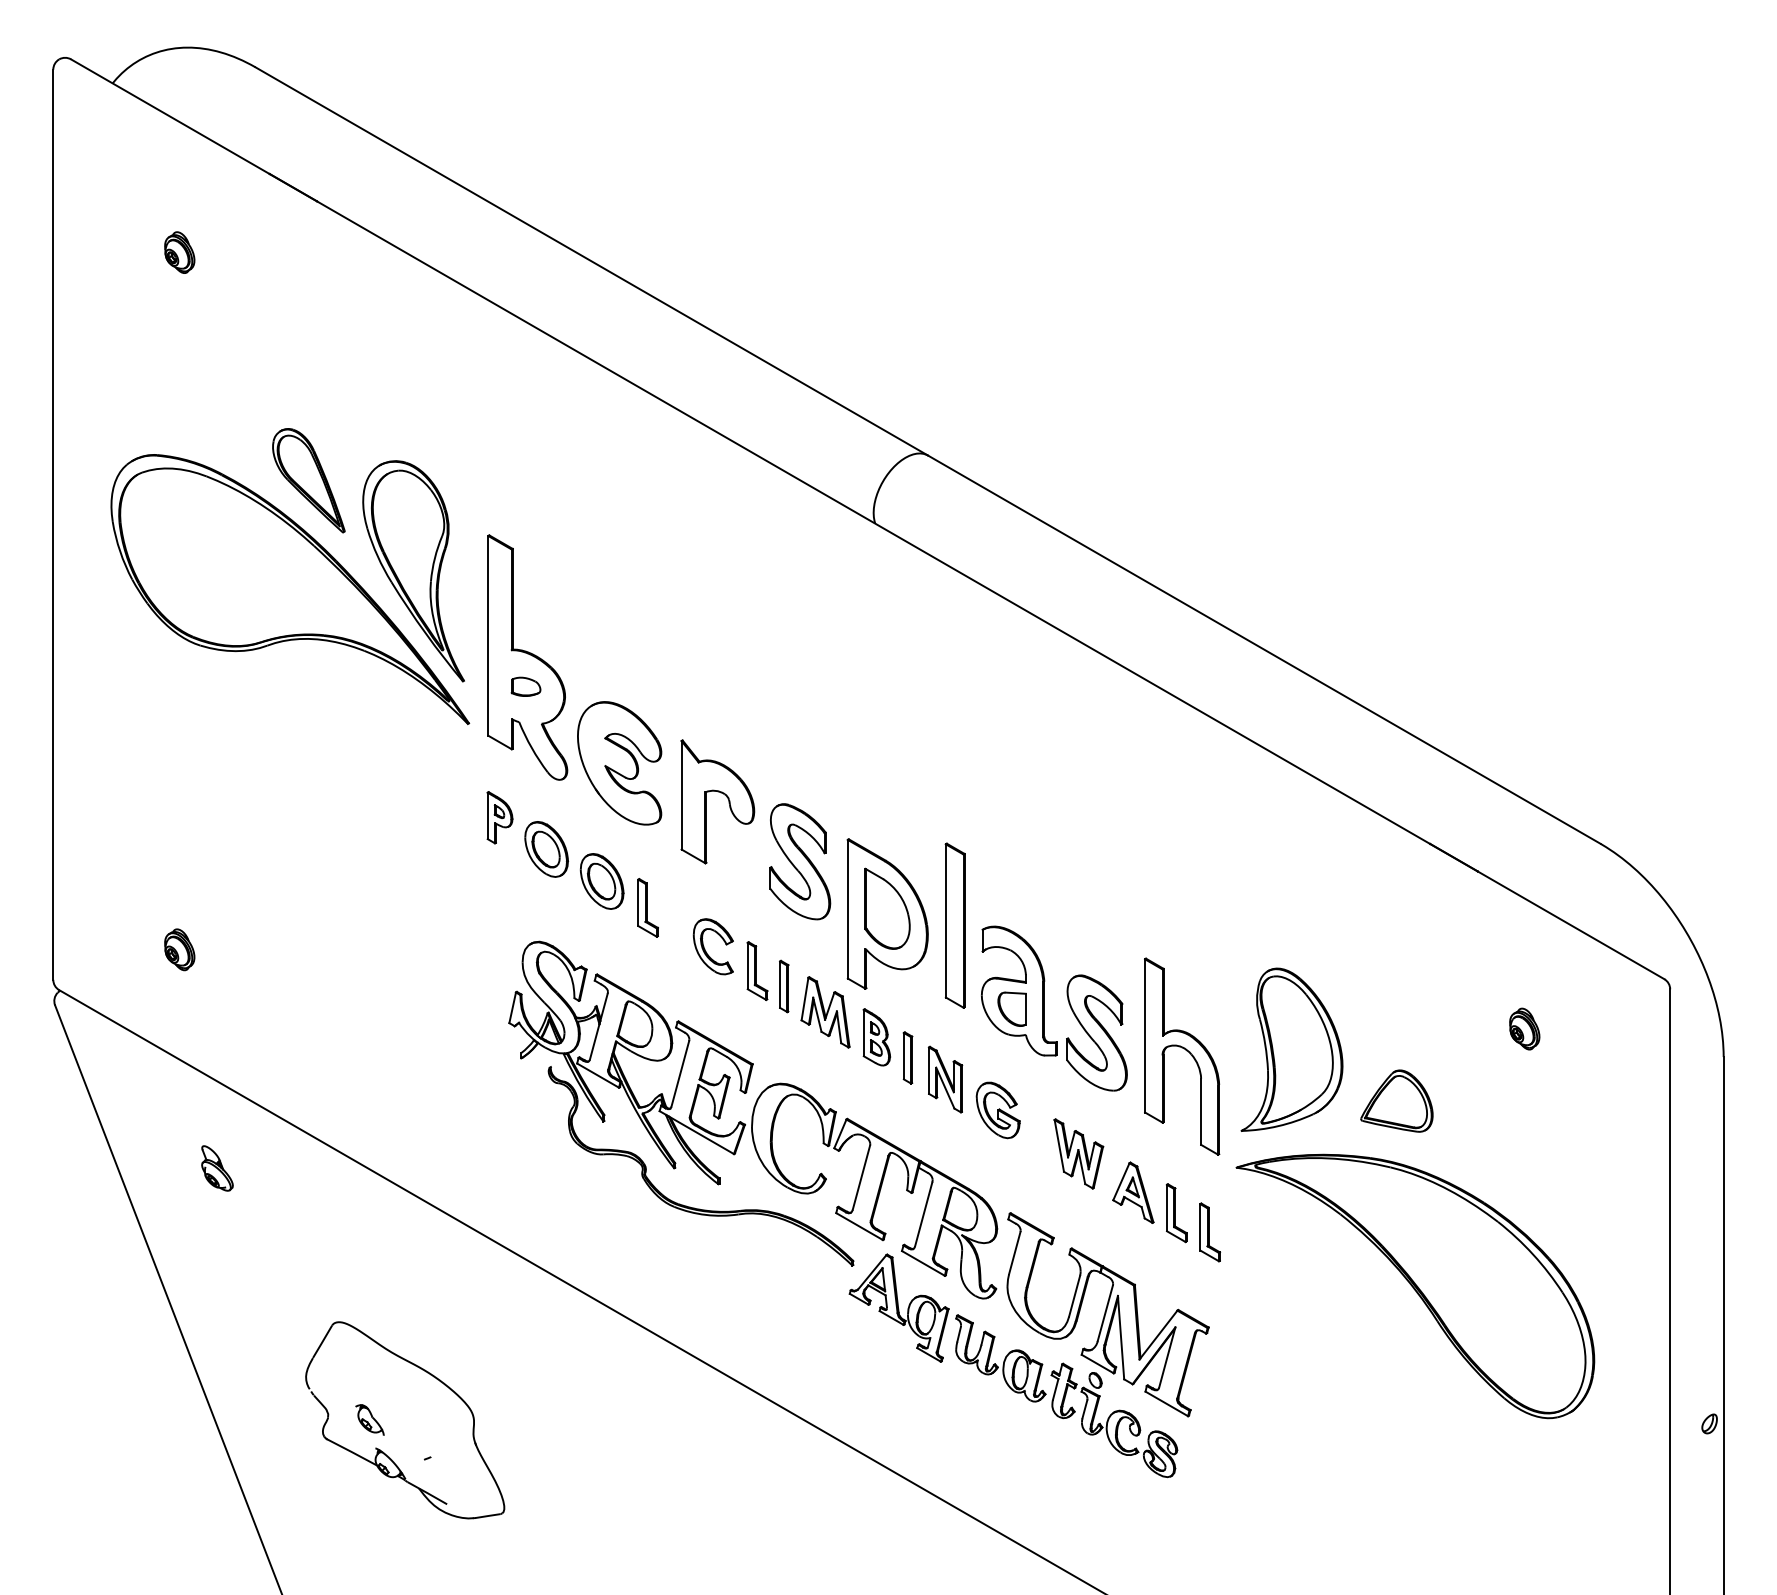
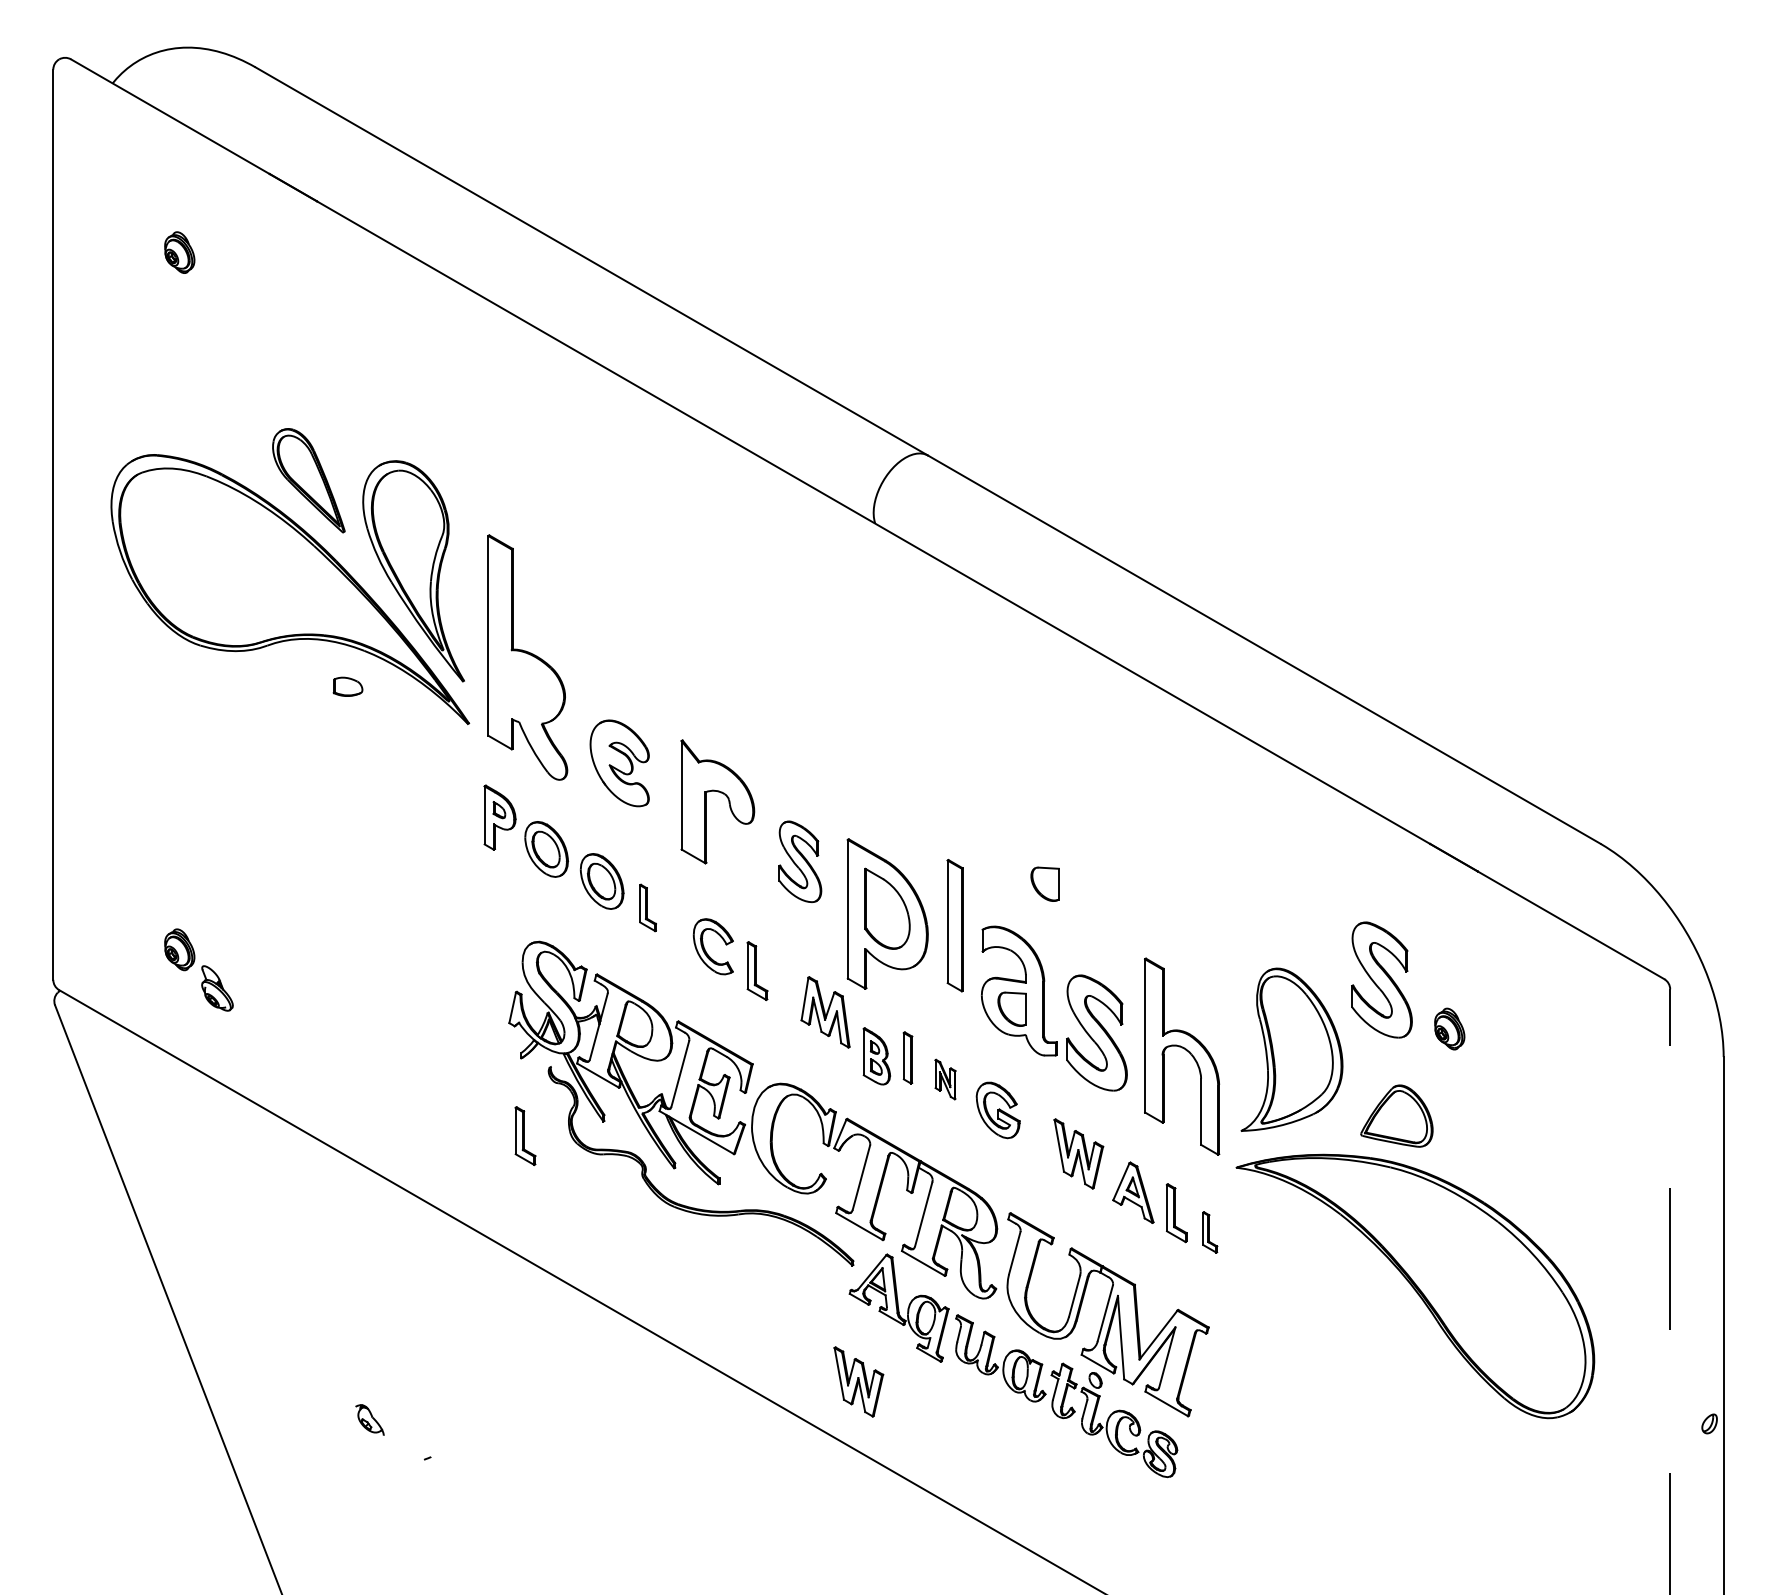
part position: (525, 686) -> (347, 686) (347, 686)
part size: 86x125 px -> 61x89 px (619, 763)
part size: 28x54 px -> 34x67 px (499, 817)
part size: 63x118 px -> 45x83 px (800, 861)
part: none -> present (1044, 883)
part size: 22x60 px -> 18x50 px (647, 907)
part size: 22x167 px -> 18x134 px (954, 925)
part: none -> present (1381, 979)
part: present -> none (784, 986)
part position: (1524, 1028) -> (1449, 1028) (1449, 1028)
part position: (876, 1037) -> (876, 1056) (876, 1056)
part size: 37x69 px -> 23x43 px (945, 1079)
part position: (1396, 1100) -> (1396, 1115) (1396, 1115)
part: none -> present (525, 1136)
part position: (217, 1168) -> (217, 988) (217, 988)
part size: 23x61 px -> 17x43 px (1210, 1232)
line: solid -> dashed (1670, 1292)
part: none -> present (858, 1381)
part: present -> none (383, 1451)
